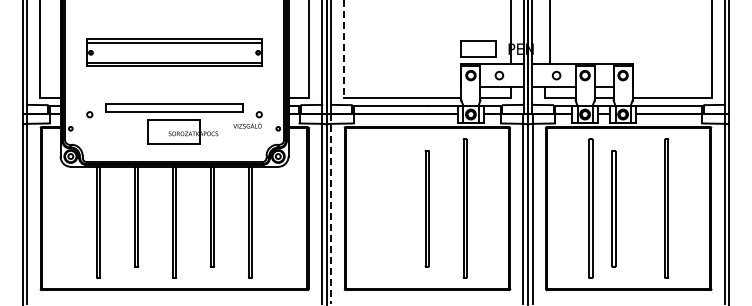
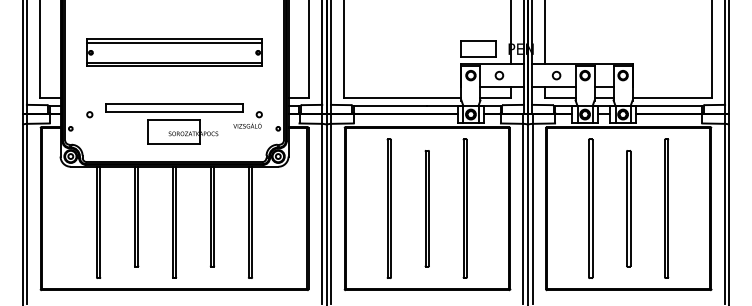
line position: (550, 33) -> (545, 33) (545, 33)
line: dashed -> solid (343, 49)
part: none -> present (388, 208)
part position: (613, 208) -> (628, 208) (628, 208)
line: dashed -> solid (331, 209)
